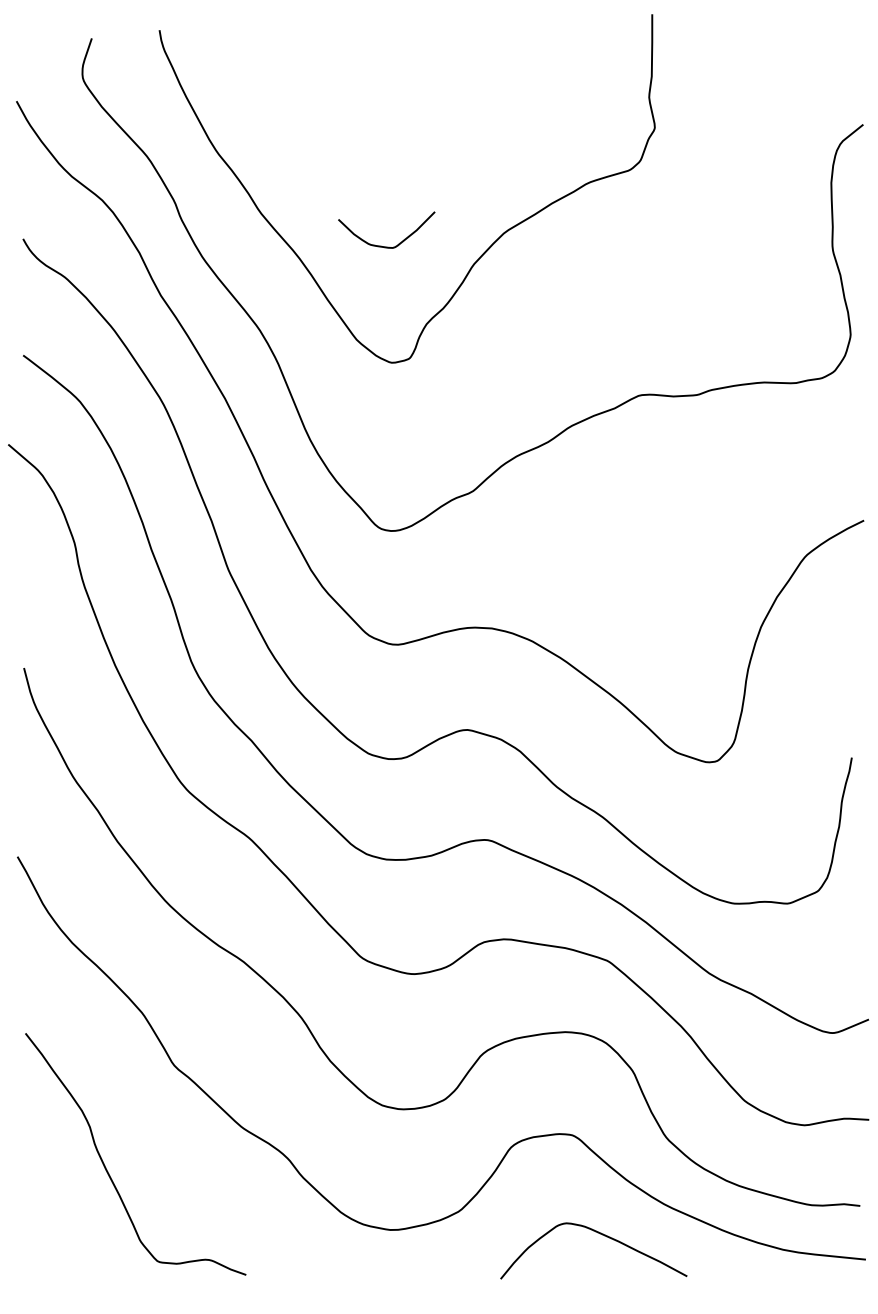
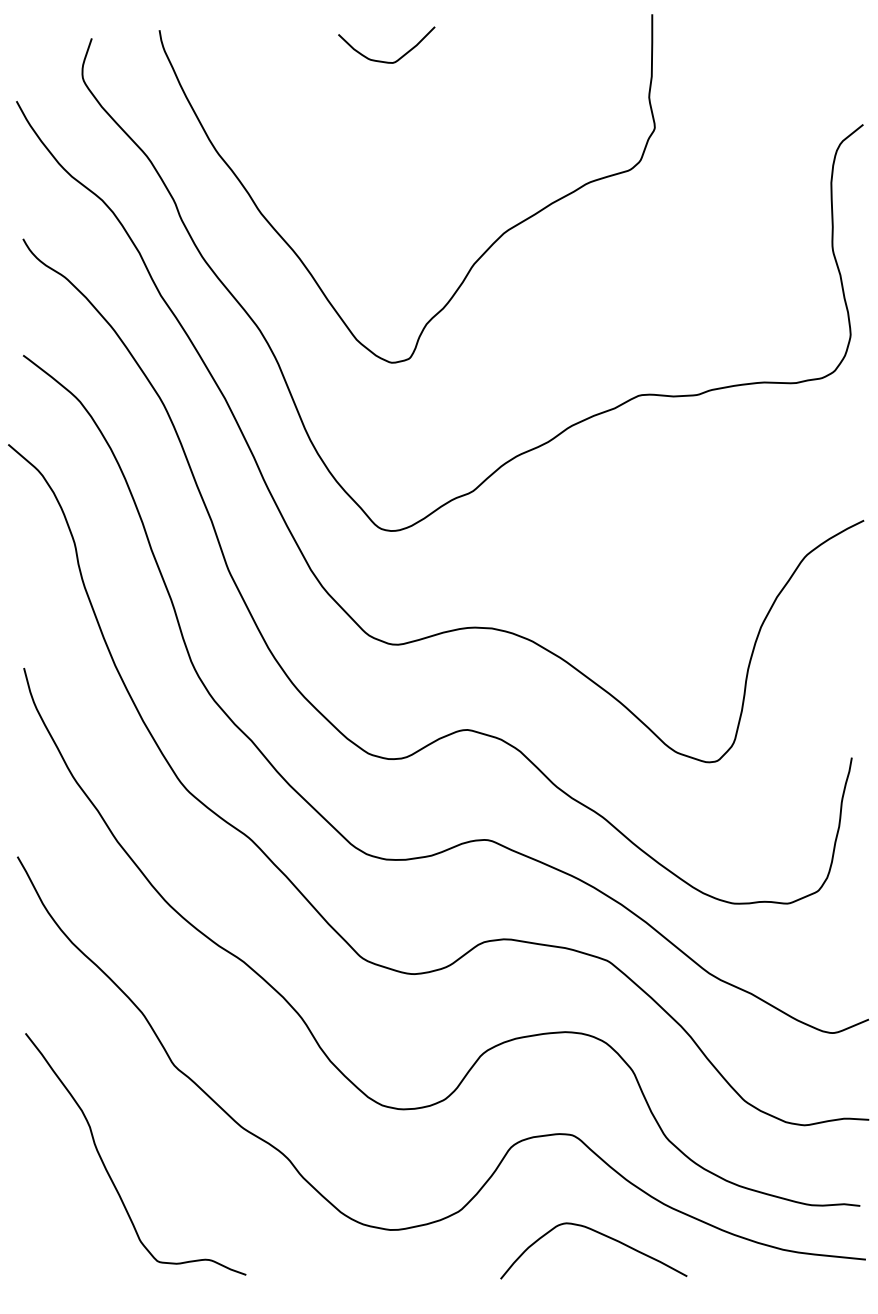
curve position: (381, 245) -> (381, 60) (381, 60)
